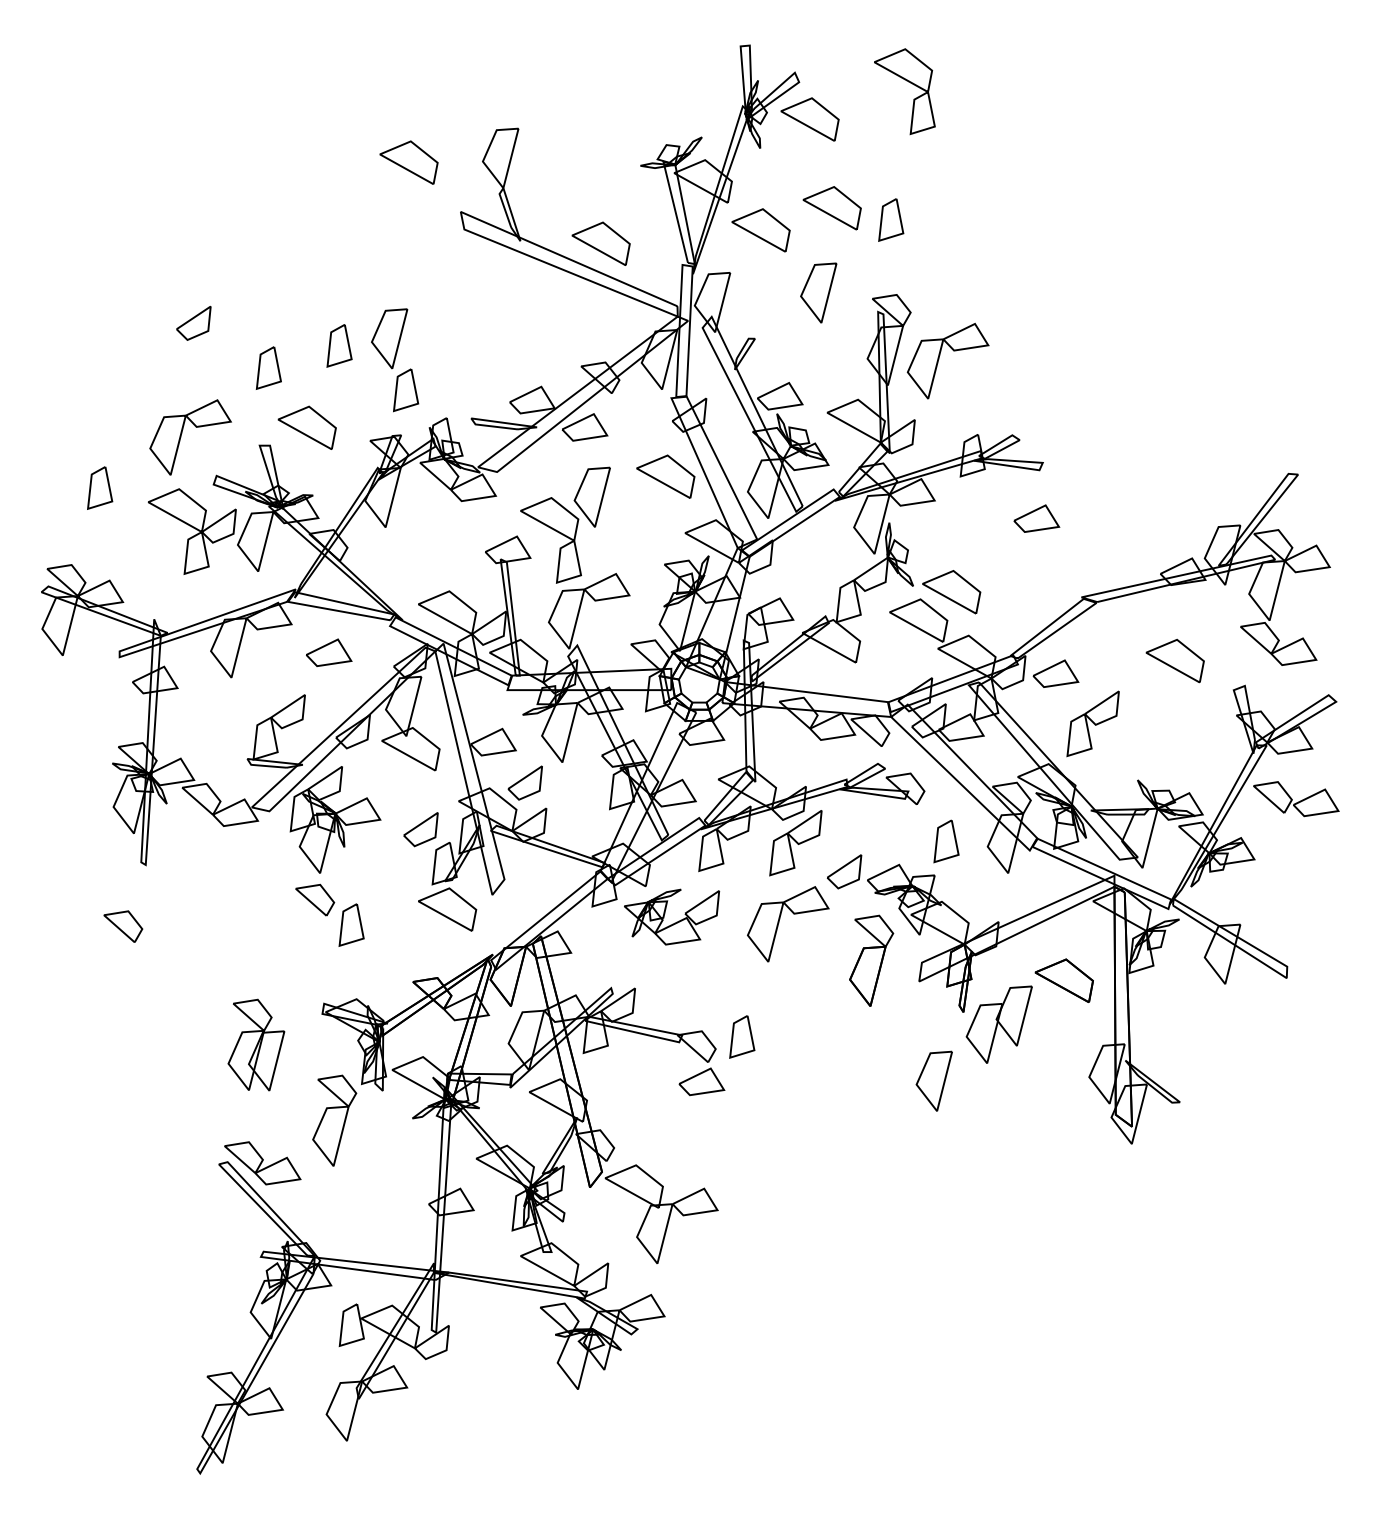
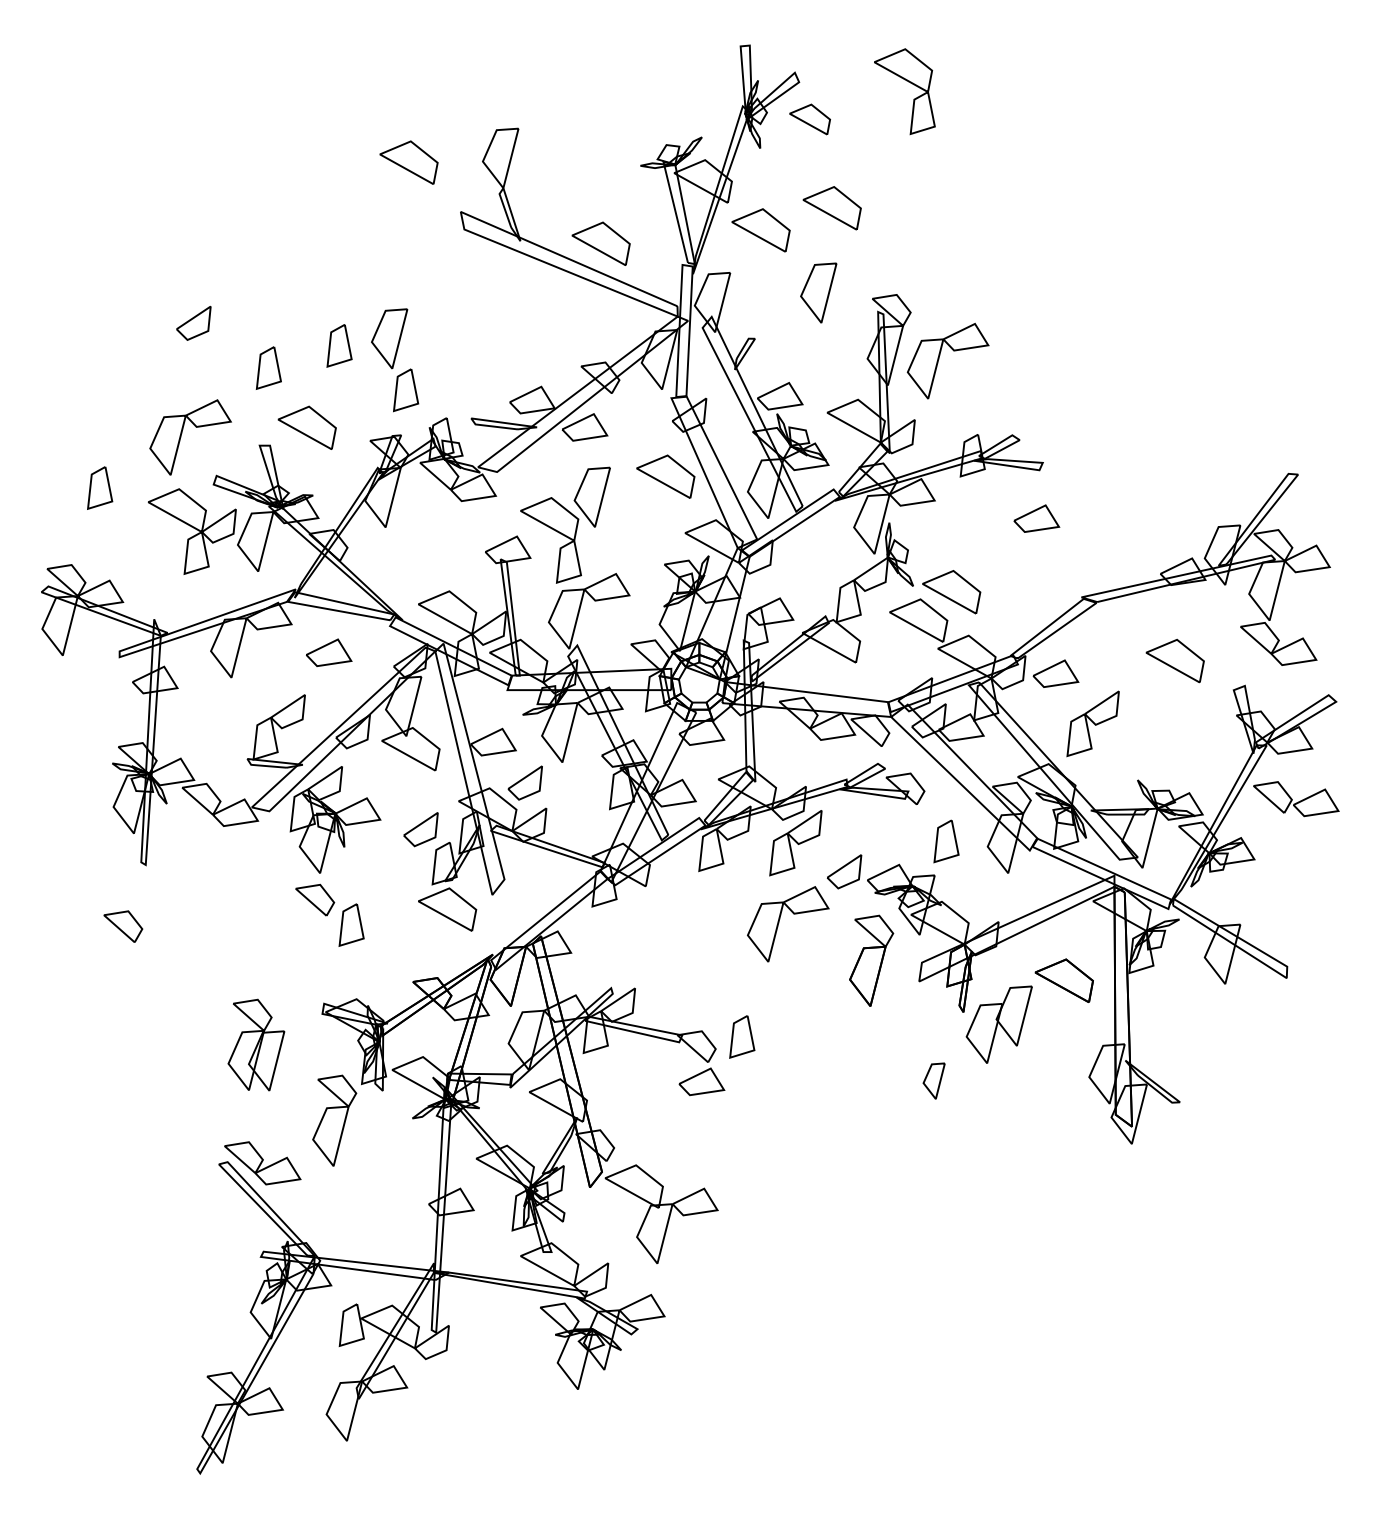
part size: 60x45 px -> 42x33 px (809, 119)
part: present -> none (891, 219)
part: present -> none (674, 922)
part size: 38x62 px -> 24x38 px (933, 1080)
